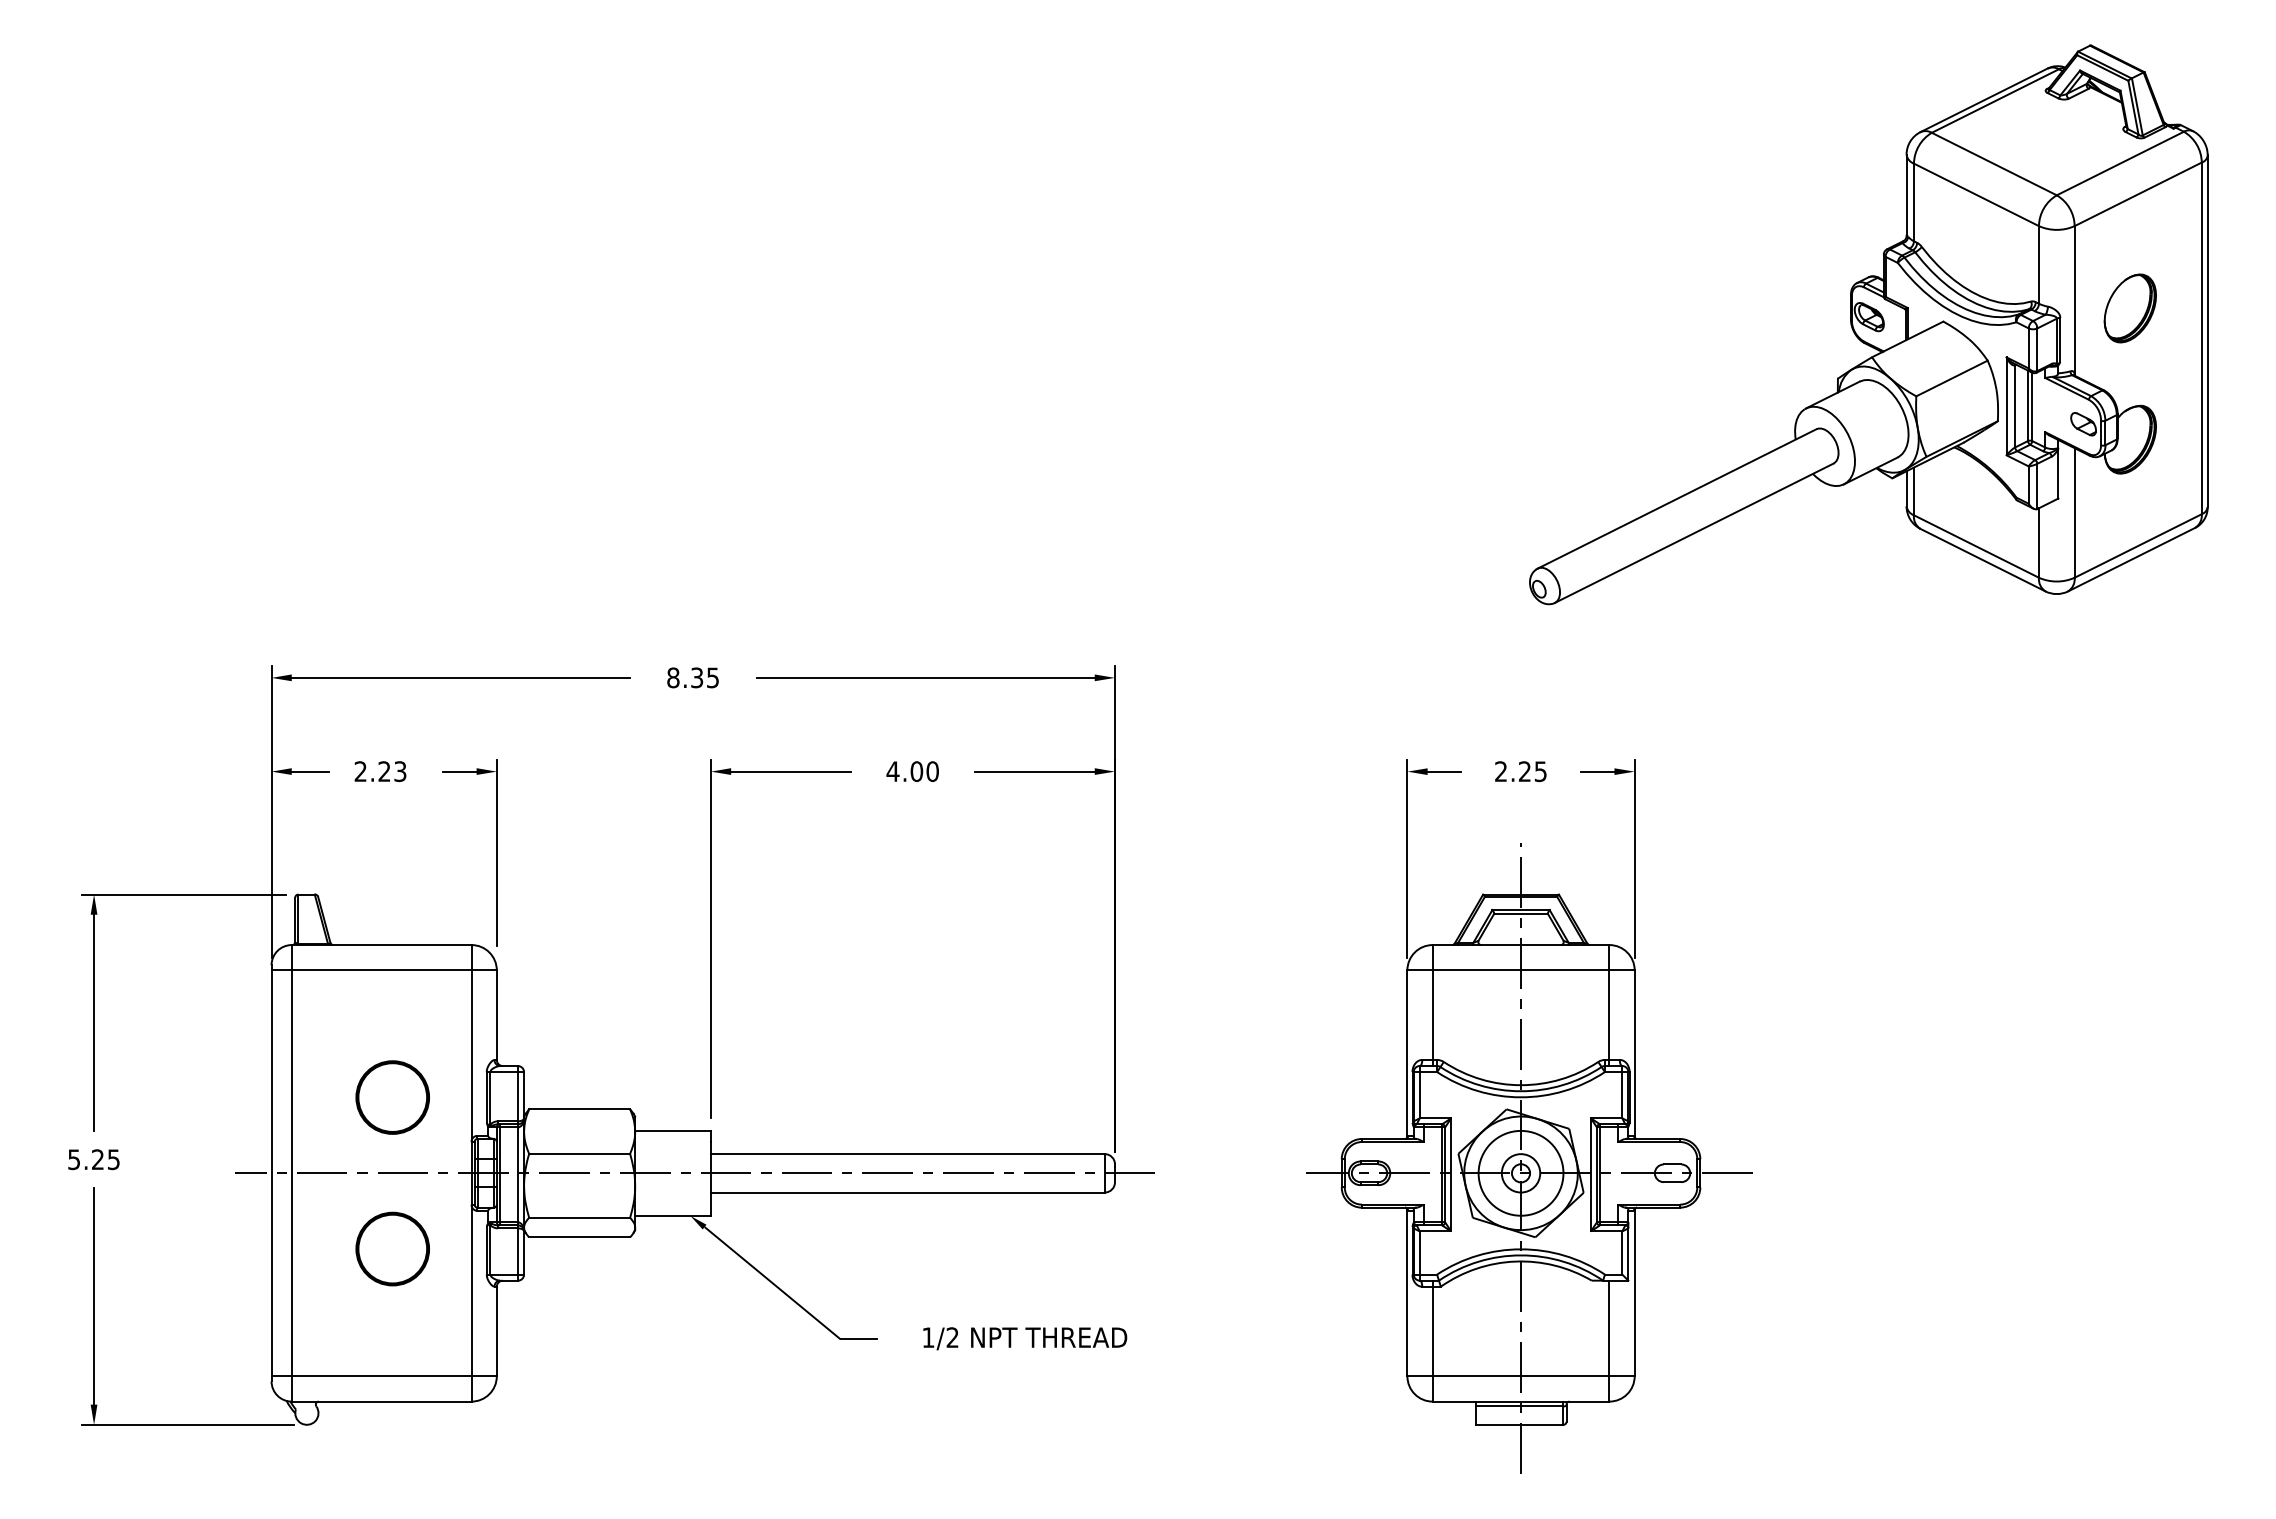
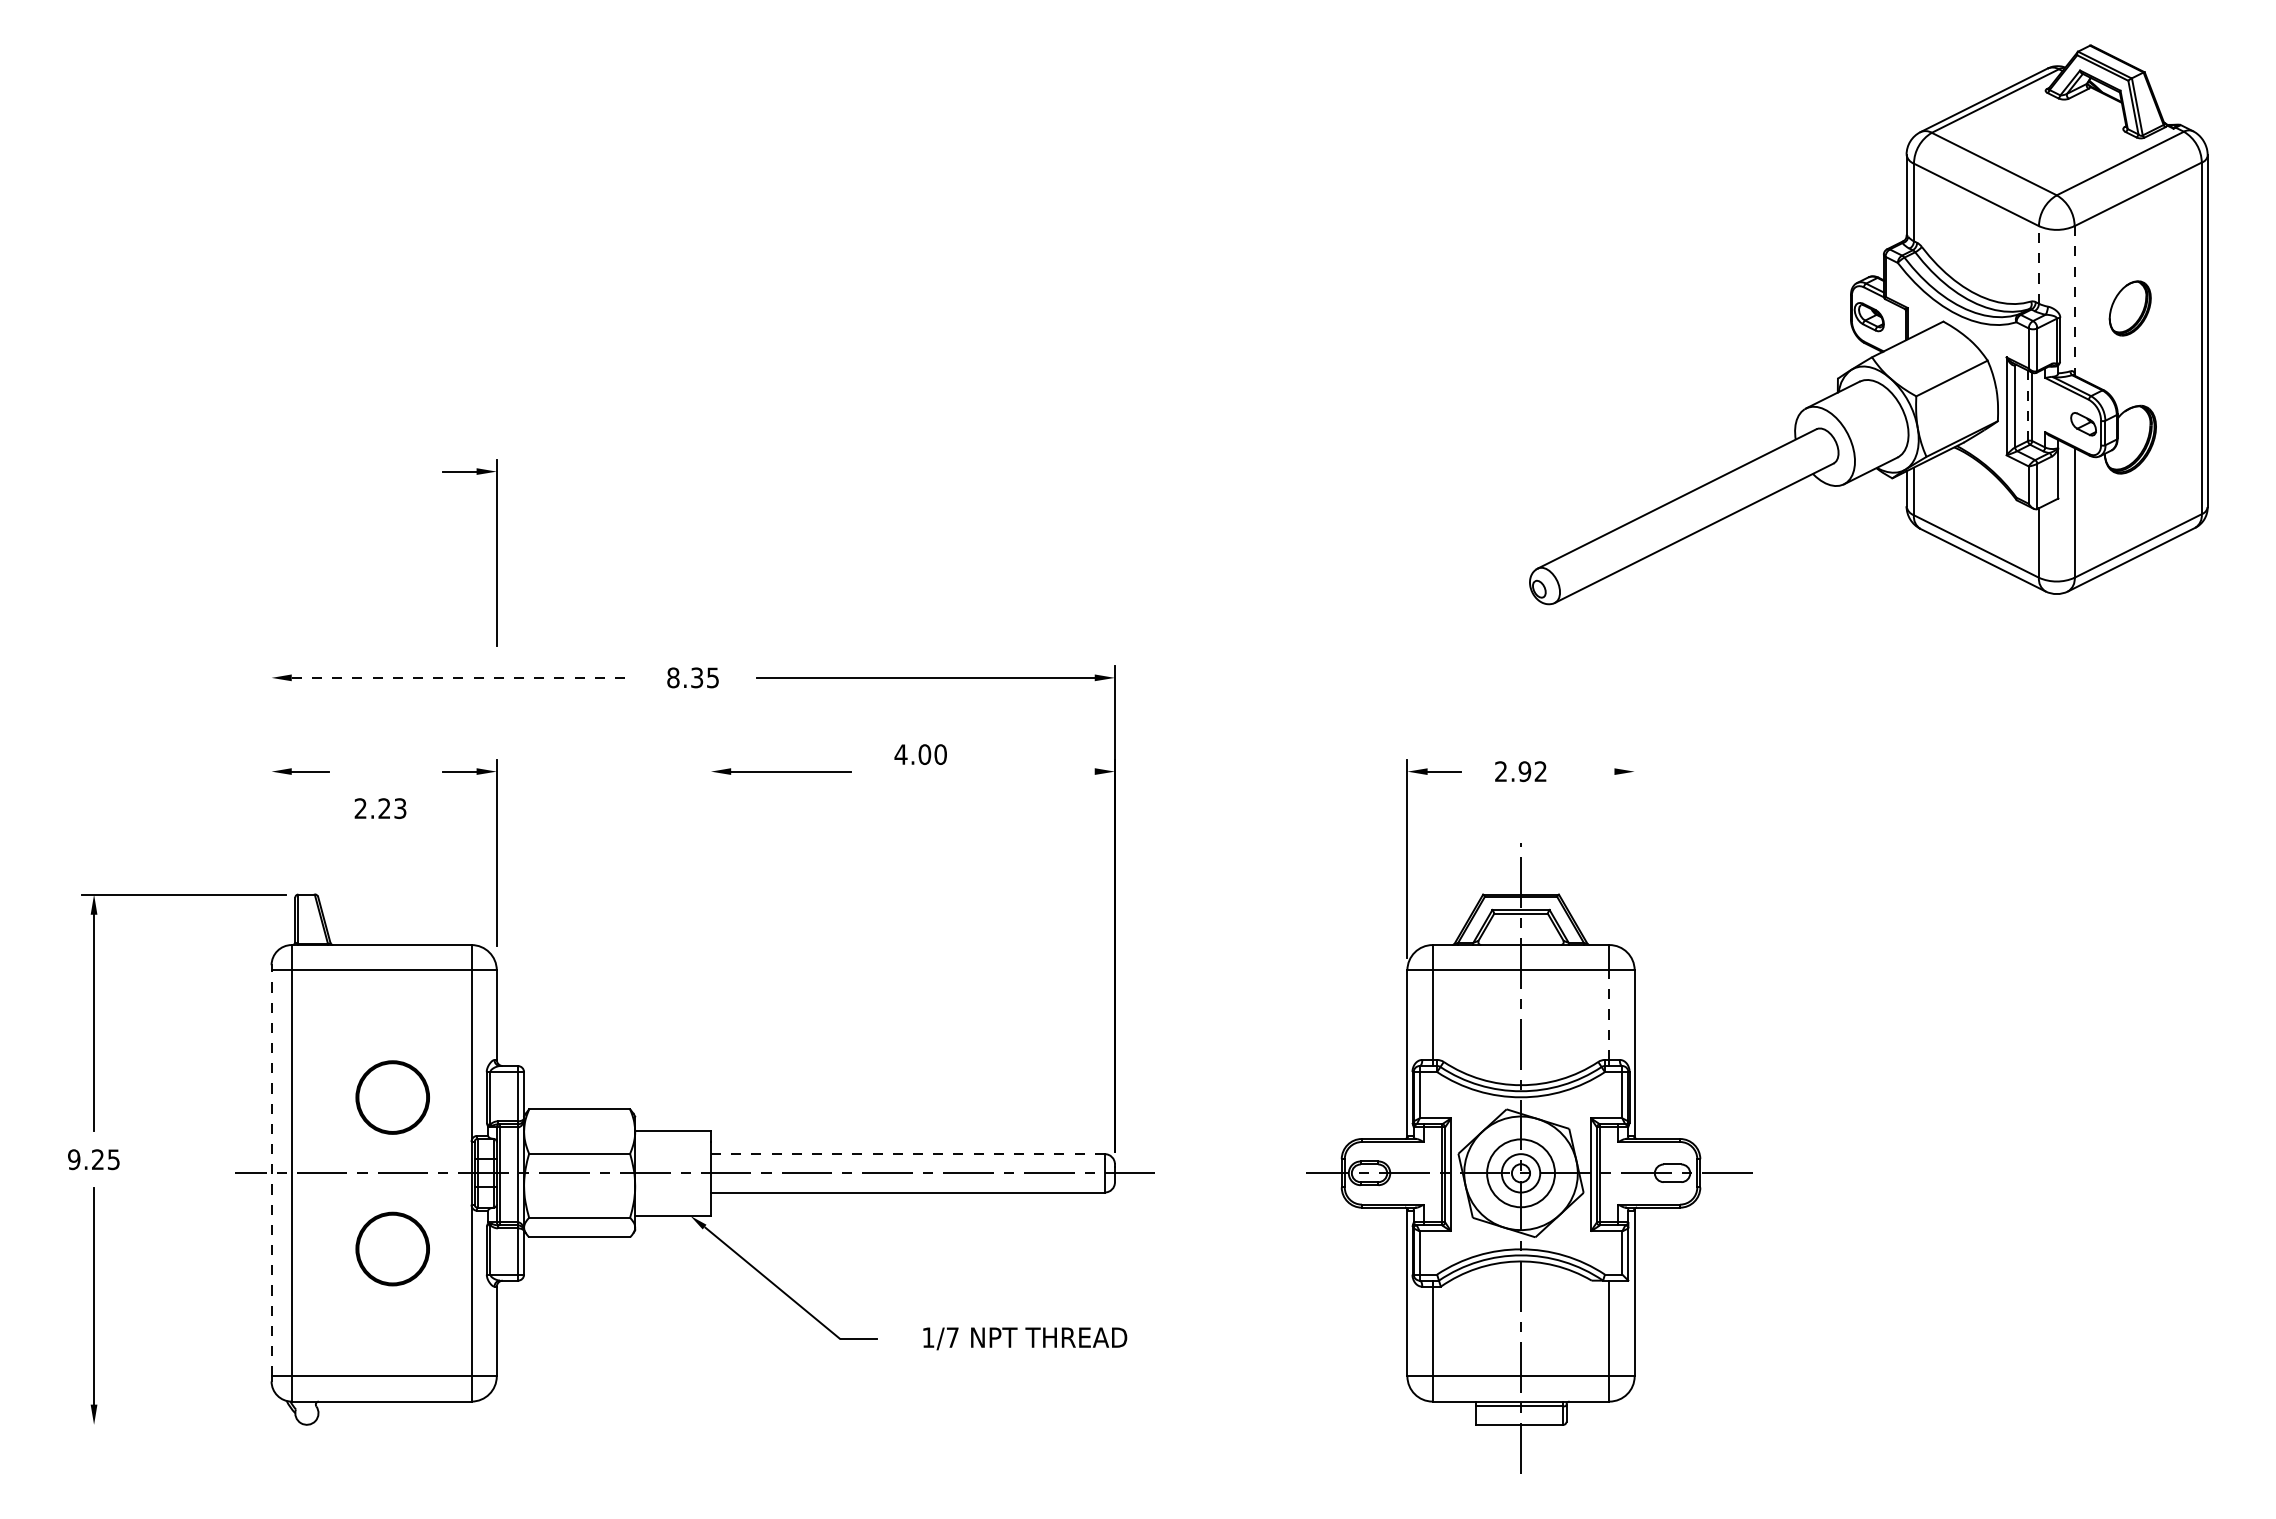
line: solid -> dashed (2038, 264)
line: solid -> dashed (2074, 300)
part size: 54x71 px -> 44x57 px (2129, 308)
line: solid -> dashed (2027, 405)
part: none -> present (496, 552)
line: solid -> dashed (460, 677)
text position: (380, 771) -> (380, 808) (380, 808)
text position: (912, 771) -> (920, 754) (920, 754)
line: present -> none (1034, 771)
text: 2.25 -> 2.92 (1532, 771)
line: present -> none (1597, 771)
line: present -> none (271, 811)
line: present -> none (1634, 858)
line: present -> none (710, 938)
line: solid -> dashed (1609, 1015)
line: solid -> dashed (907, 1154)
text: 5.25 -> 9.25 (74, 1159)
line: solid -> dashed (271, 1172)
circle diameter: 85 px -> 68 px (1520, 1173)
text: 1/2 -> 1/7 (952, 1337)
line: present -> none (187, 1424)
